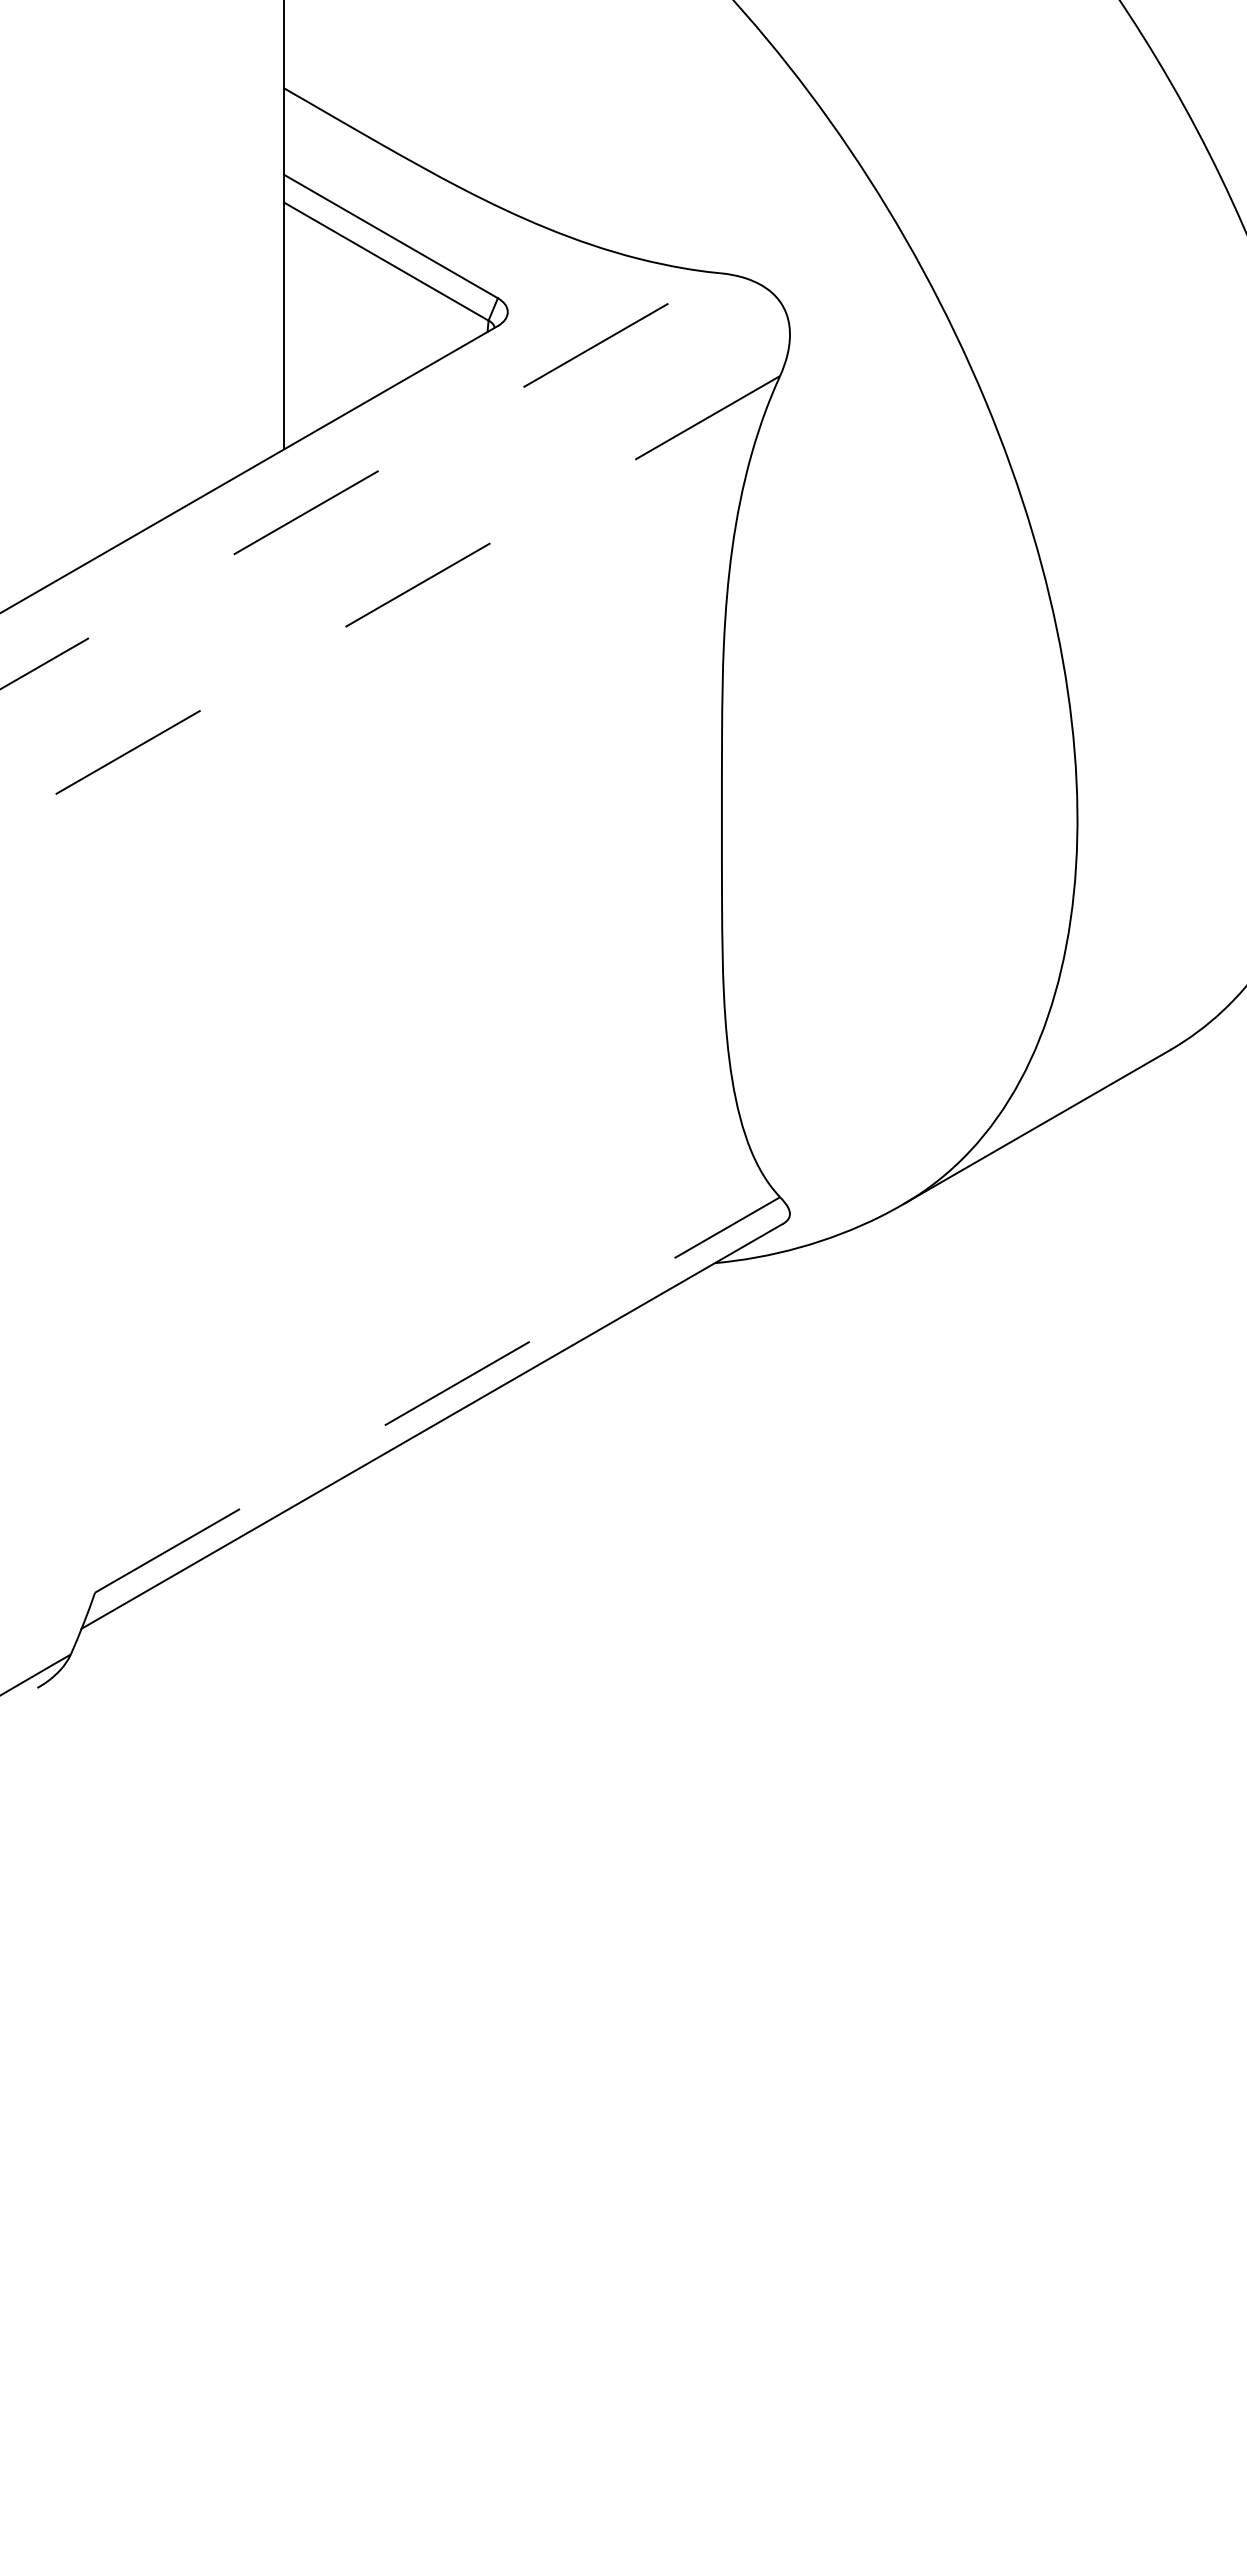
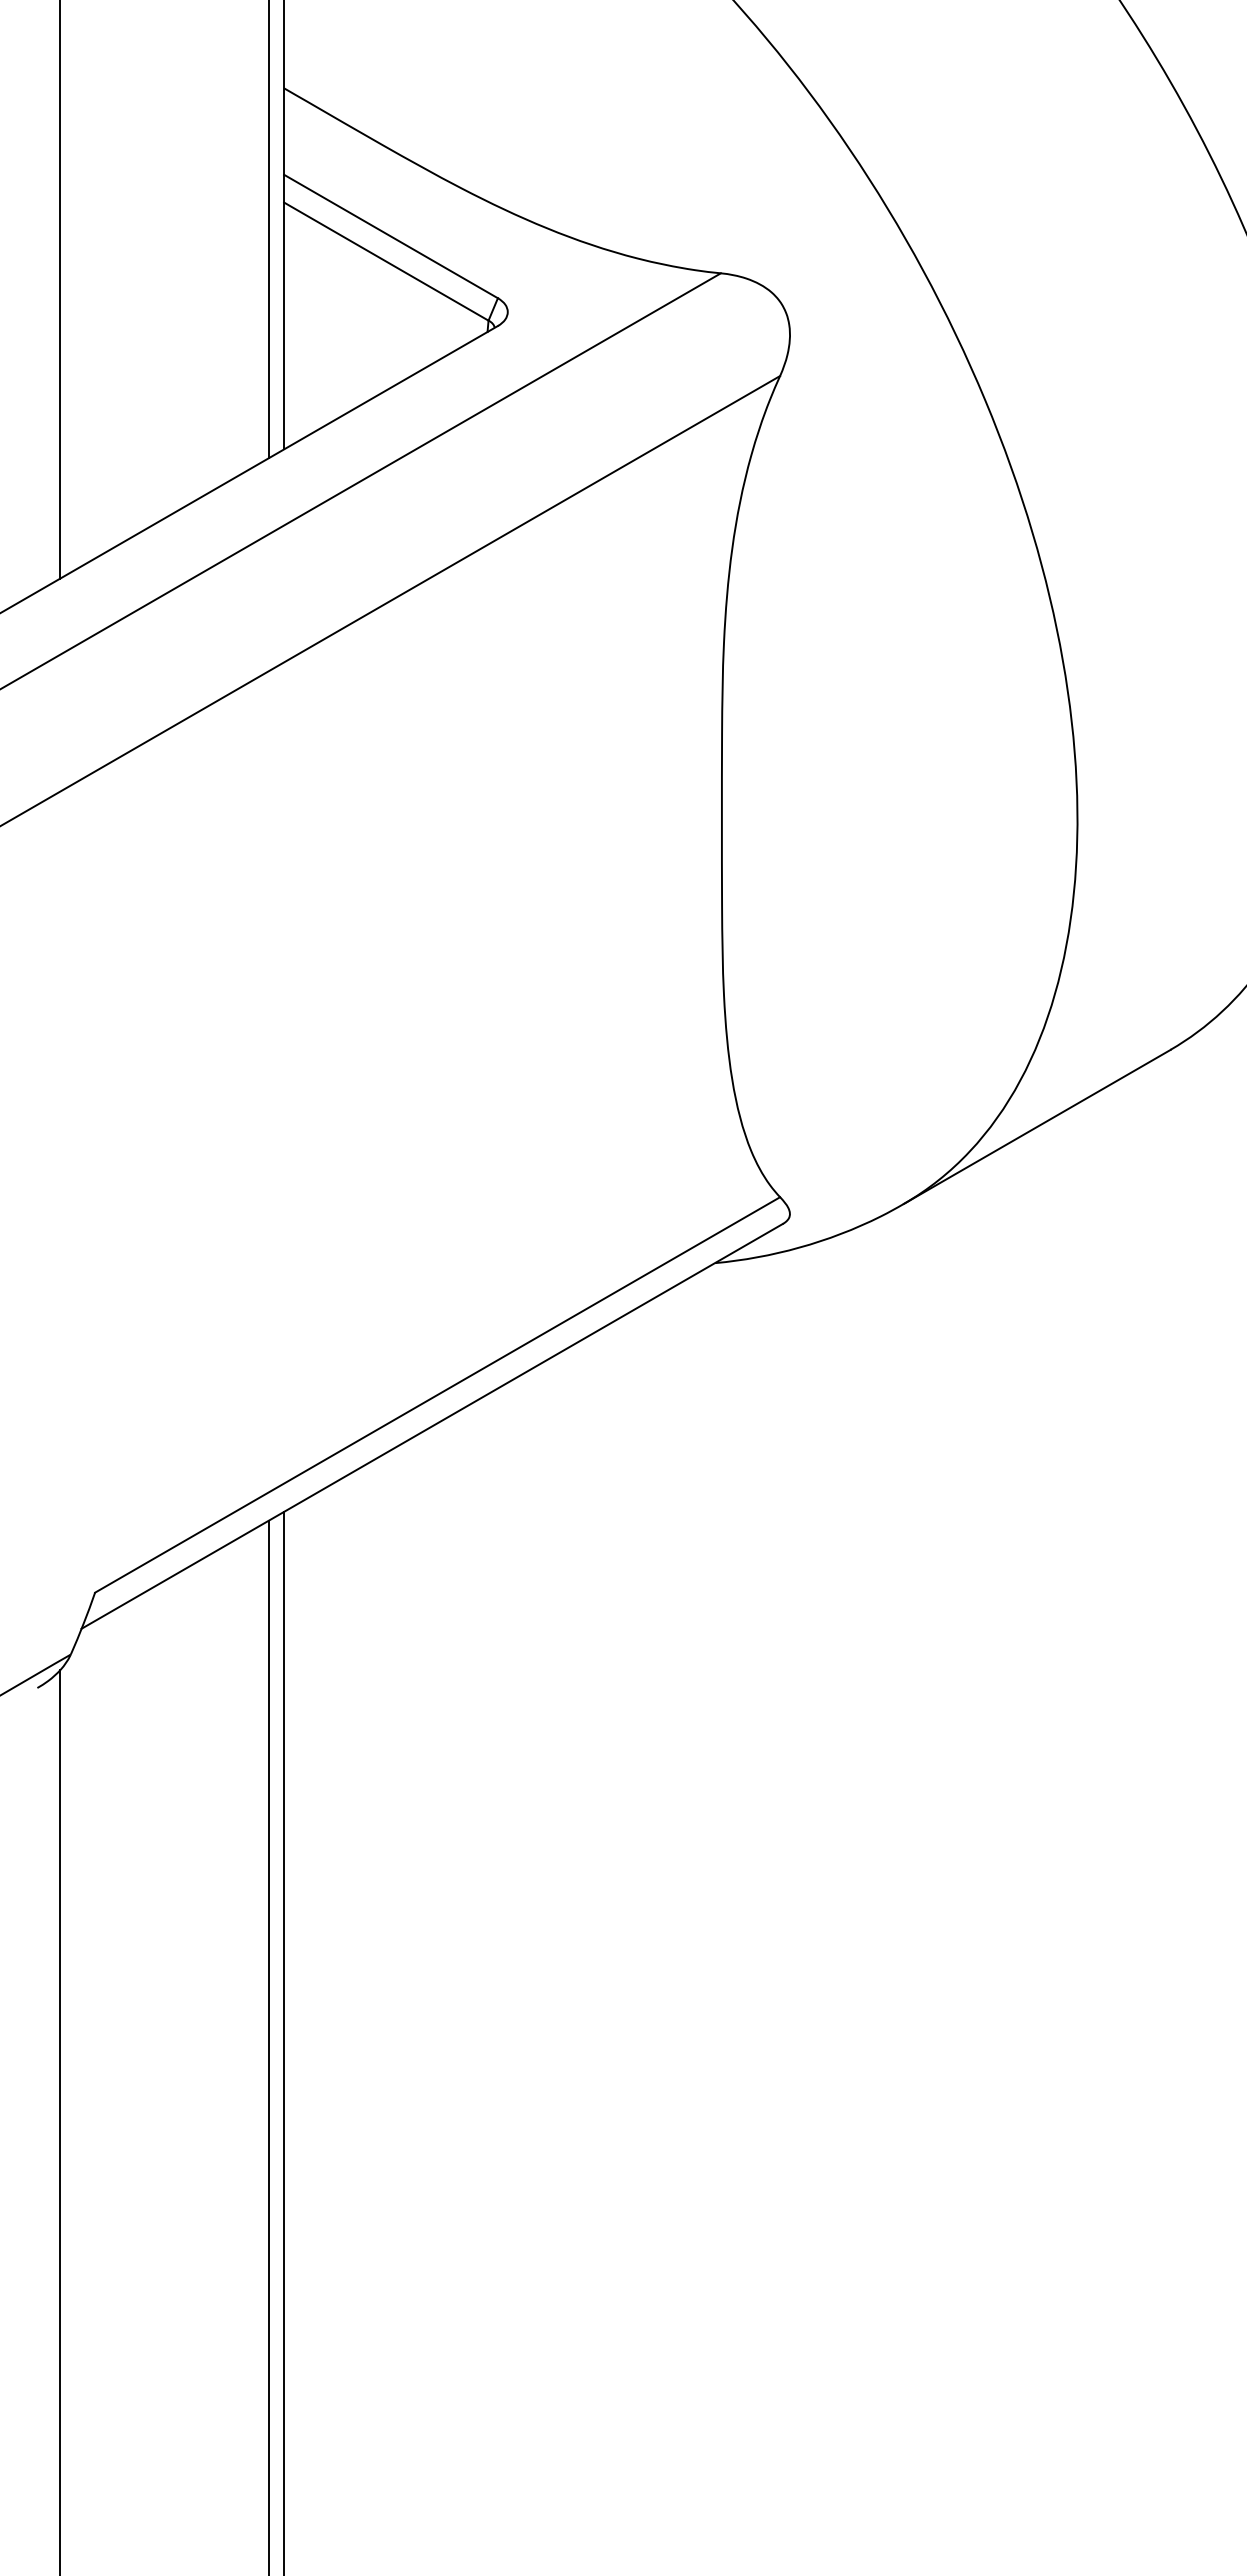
line: none -> present (268, 230)
line: none -> present (59, 290)
line: dashed -> solid (360, 481)
line: dashed -> solid (389, 601)
line: dashed -> solid (438, 1394)
line: none -> present (284, 2042)
line: none -> present (268, 2046)
line: none -> present (59, 2121)
